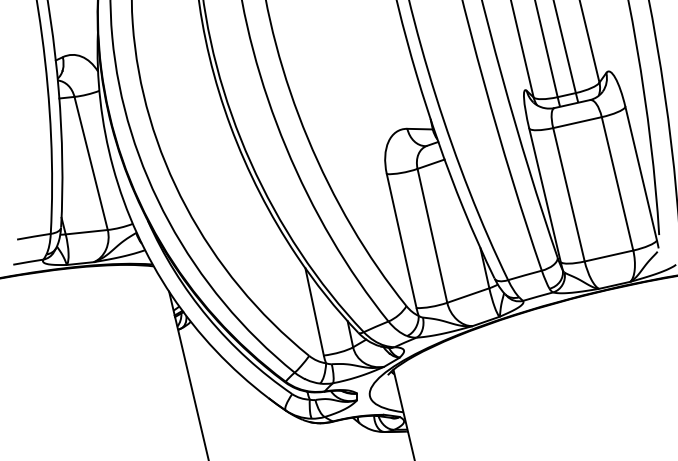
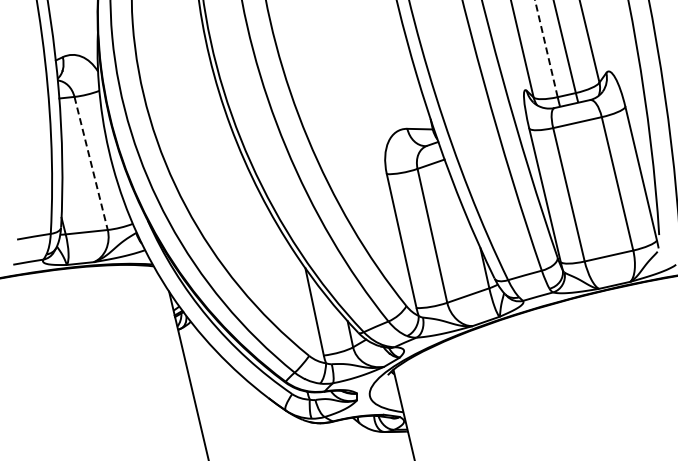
line: solid -> dashed (546, 48)
line: solid -> dashed (91, 163)
